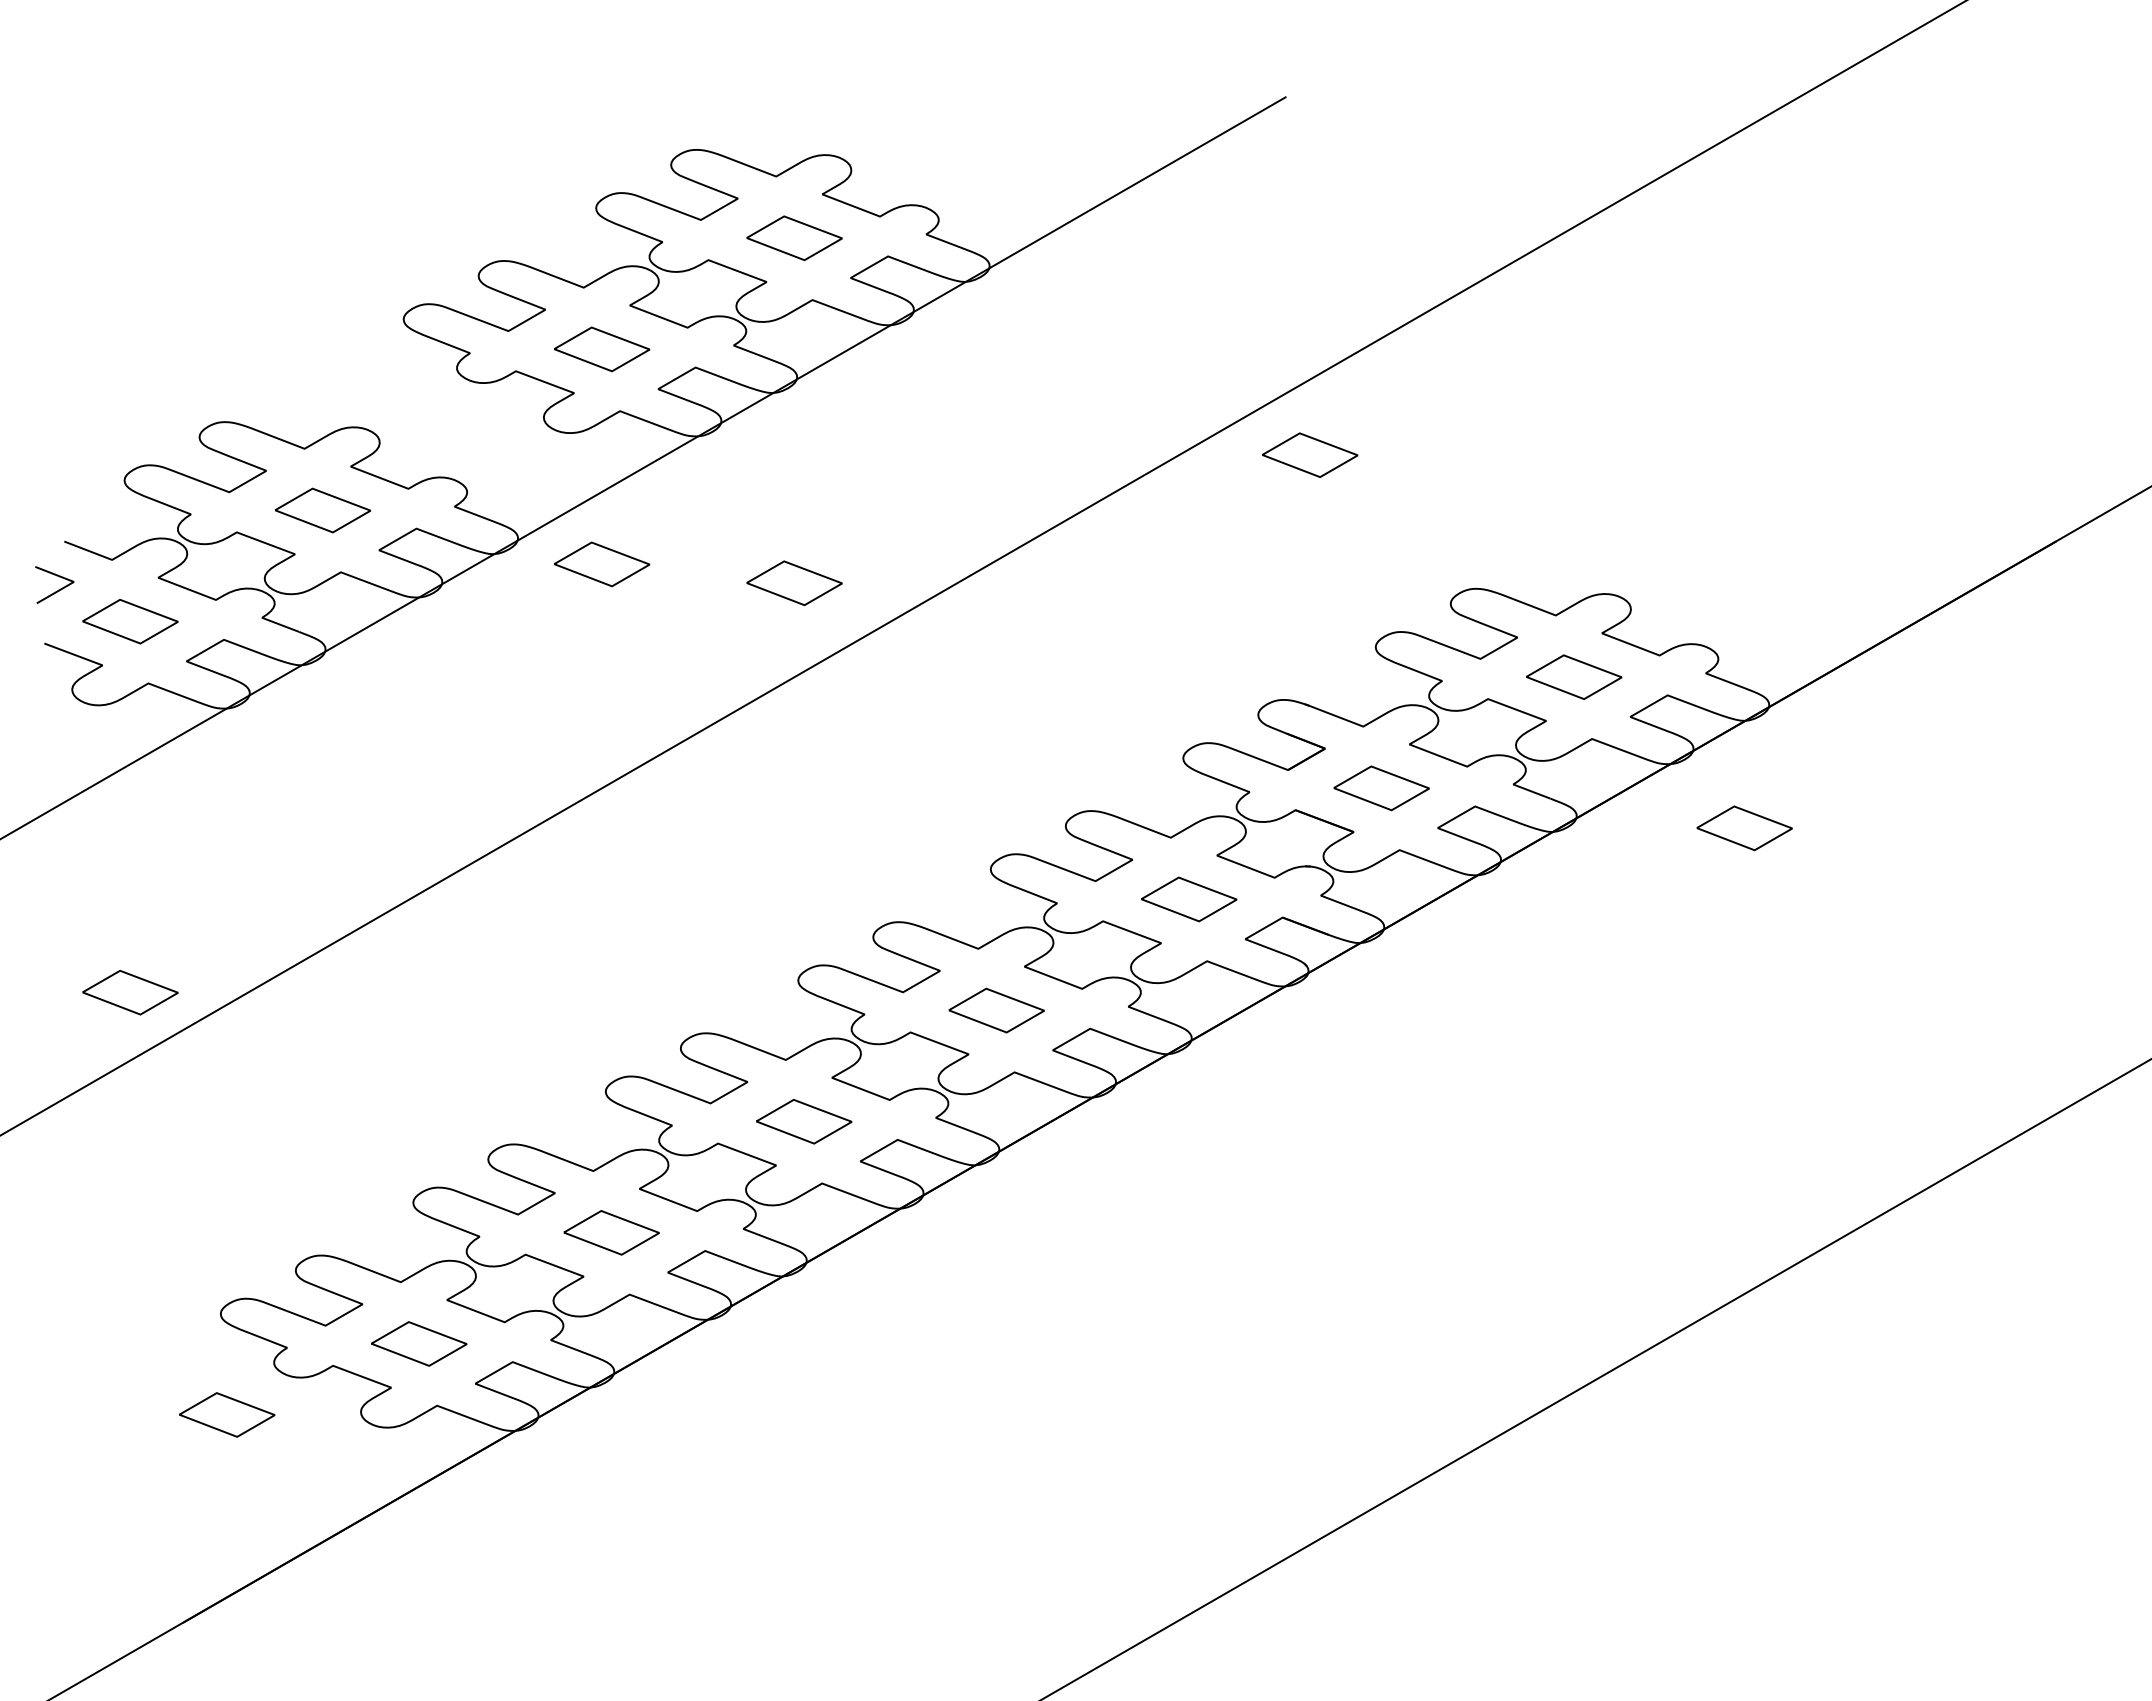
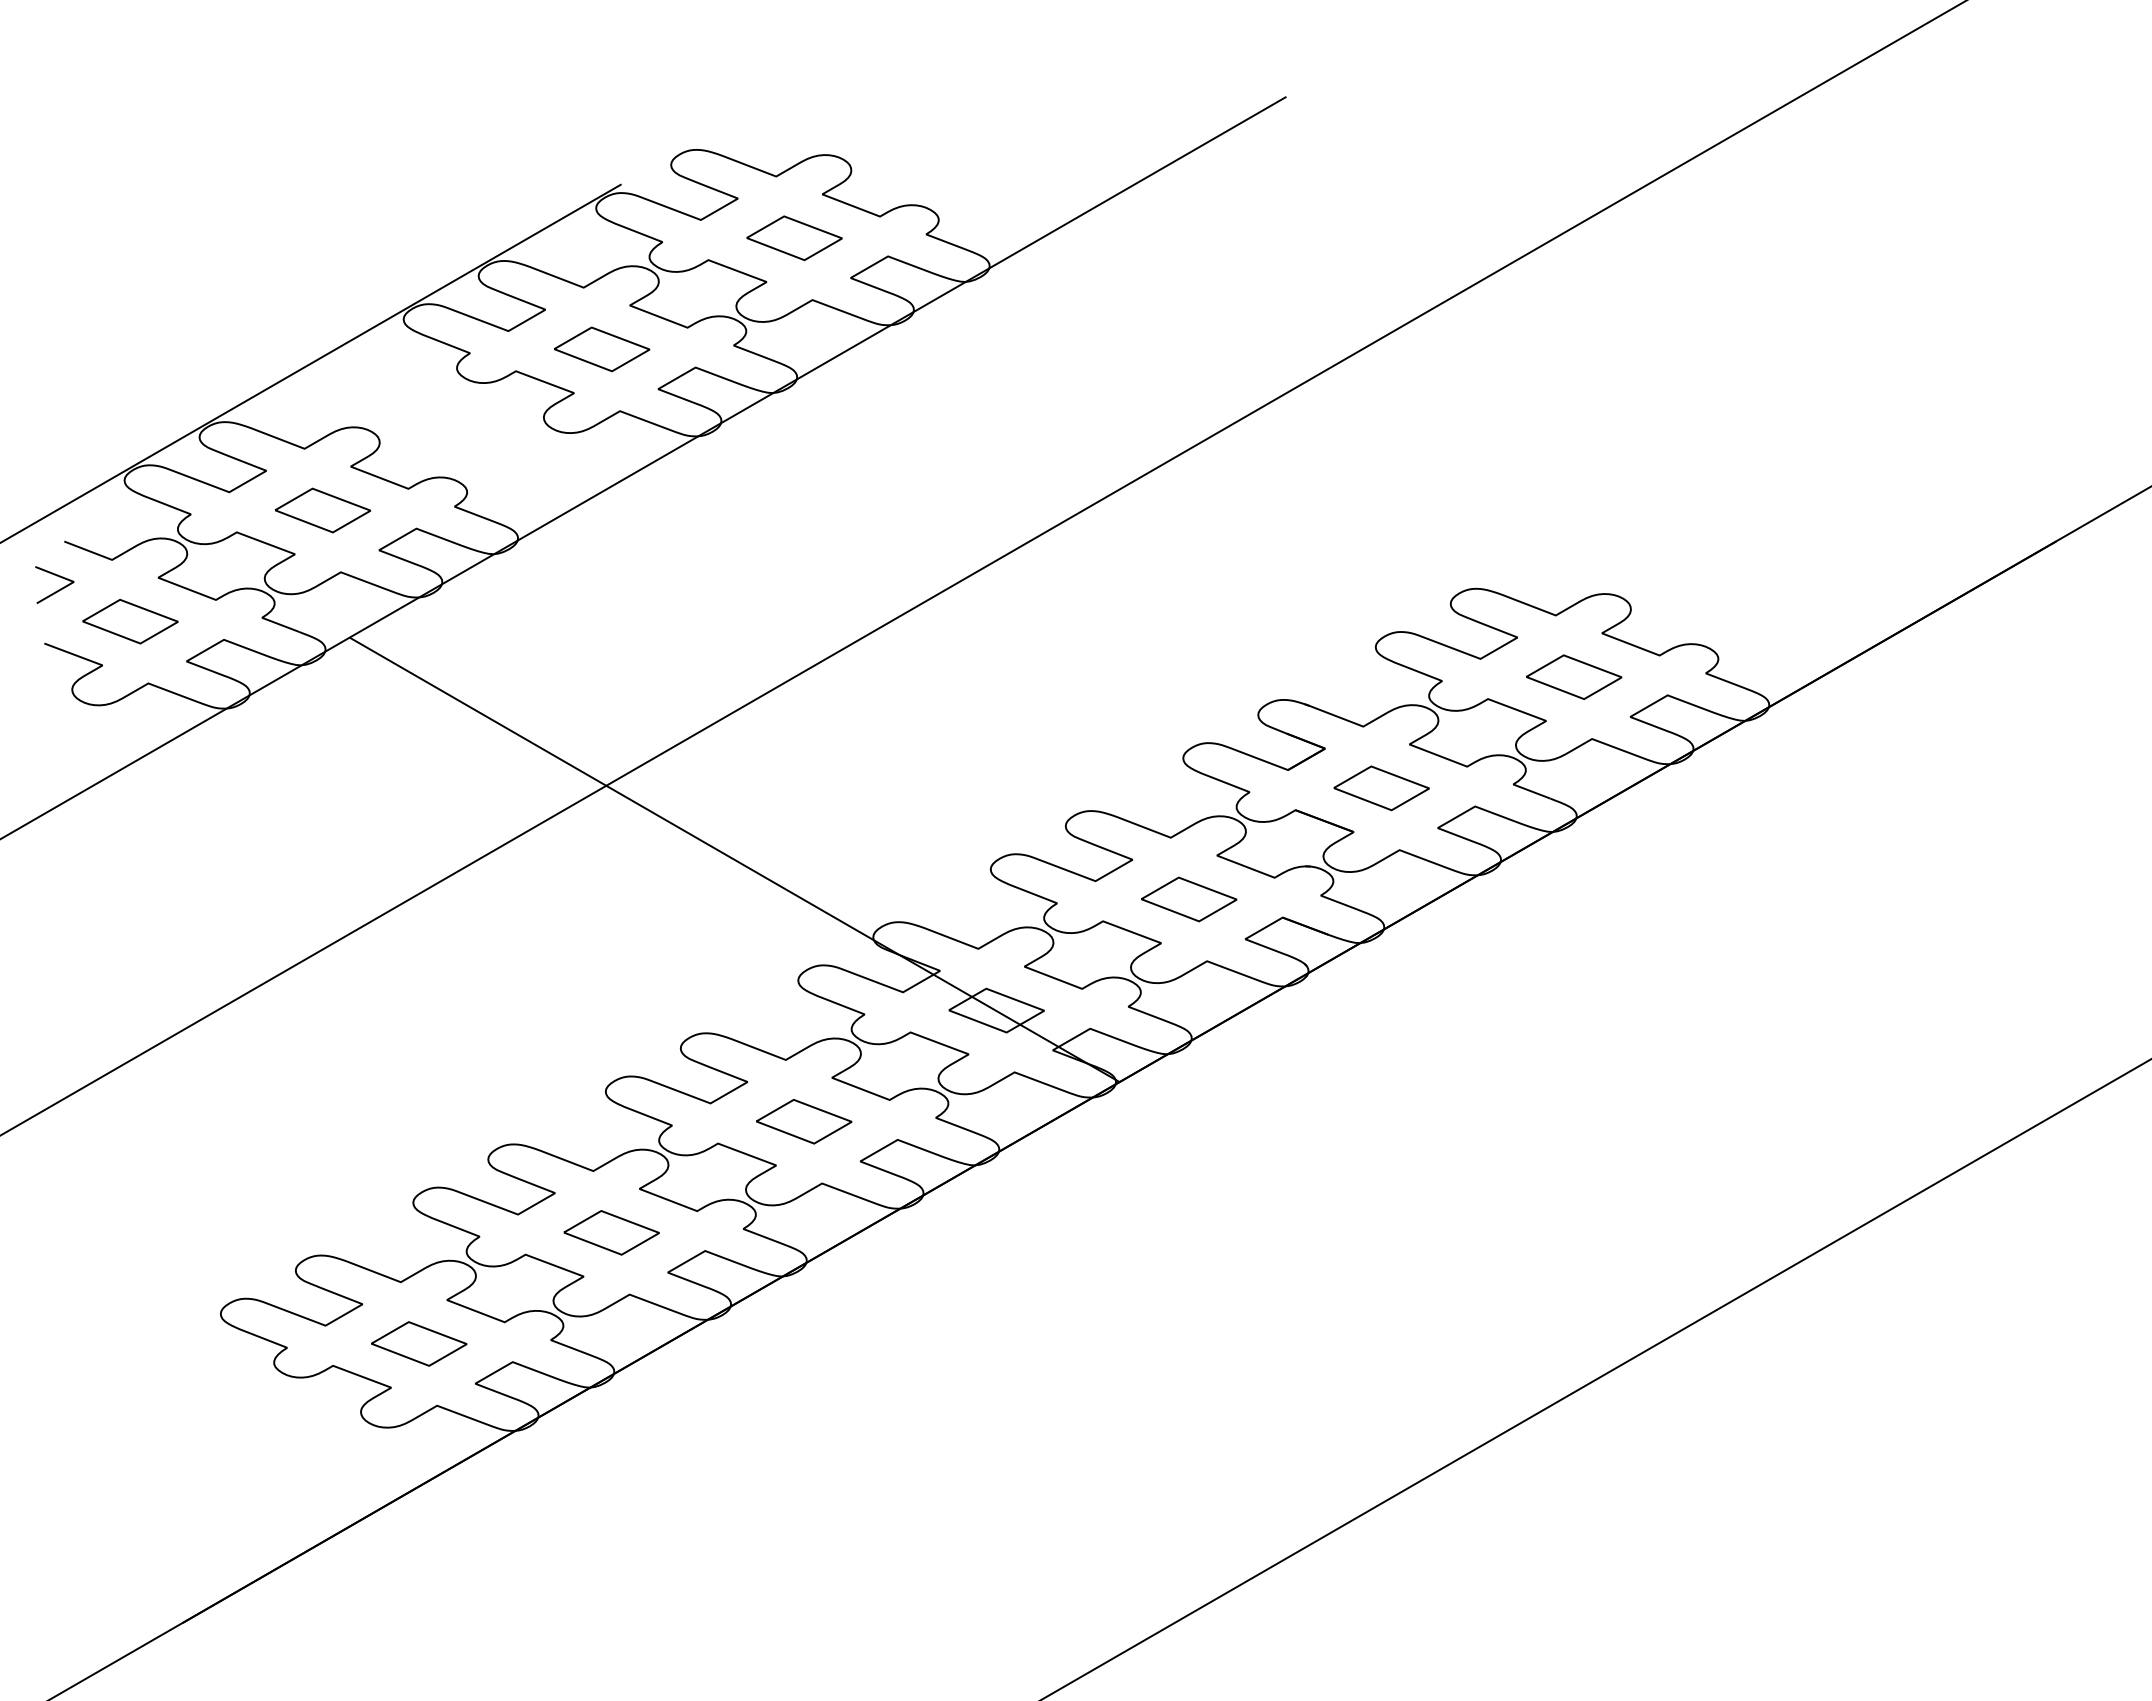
line: none -> present (311, 362)
curve: present -> none (1315, 440)
curve: present -> none (606, 549)
curve: present -> none (790, 598)
curve: present -> none (1740, 843)
line: none -> present (734, 859)
curve: present -> none (134, 977)
curve: present -> none (233, 1400)
